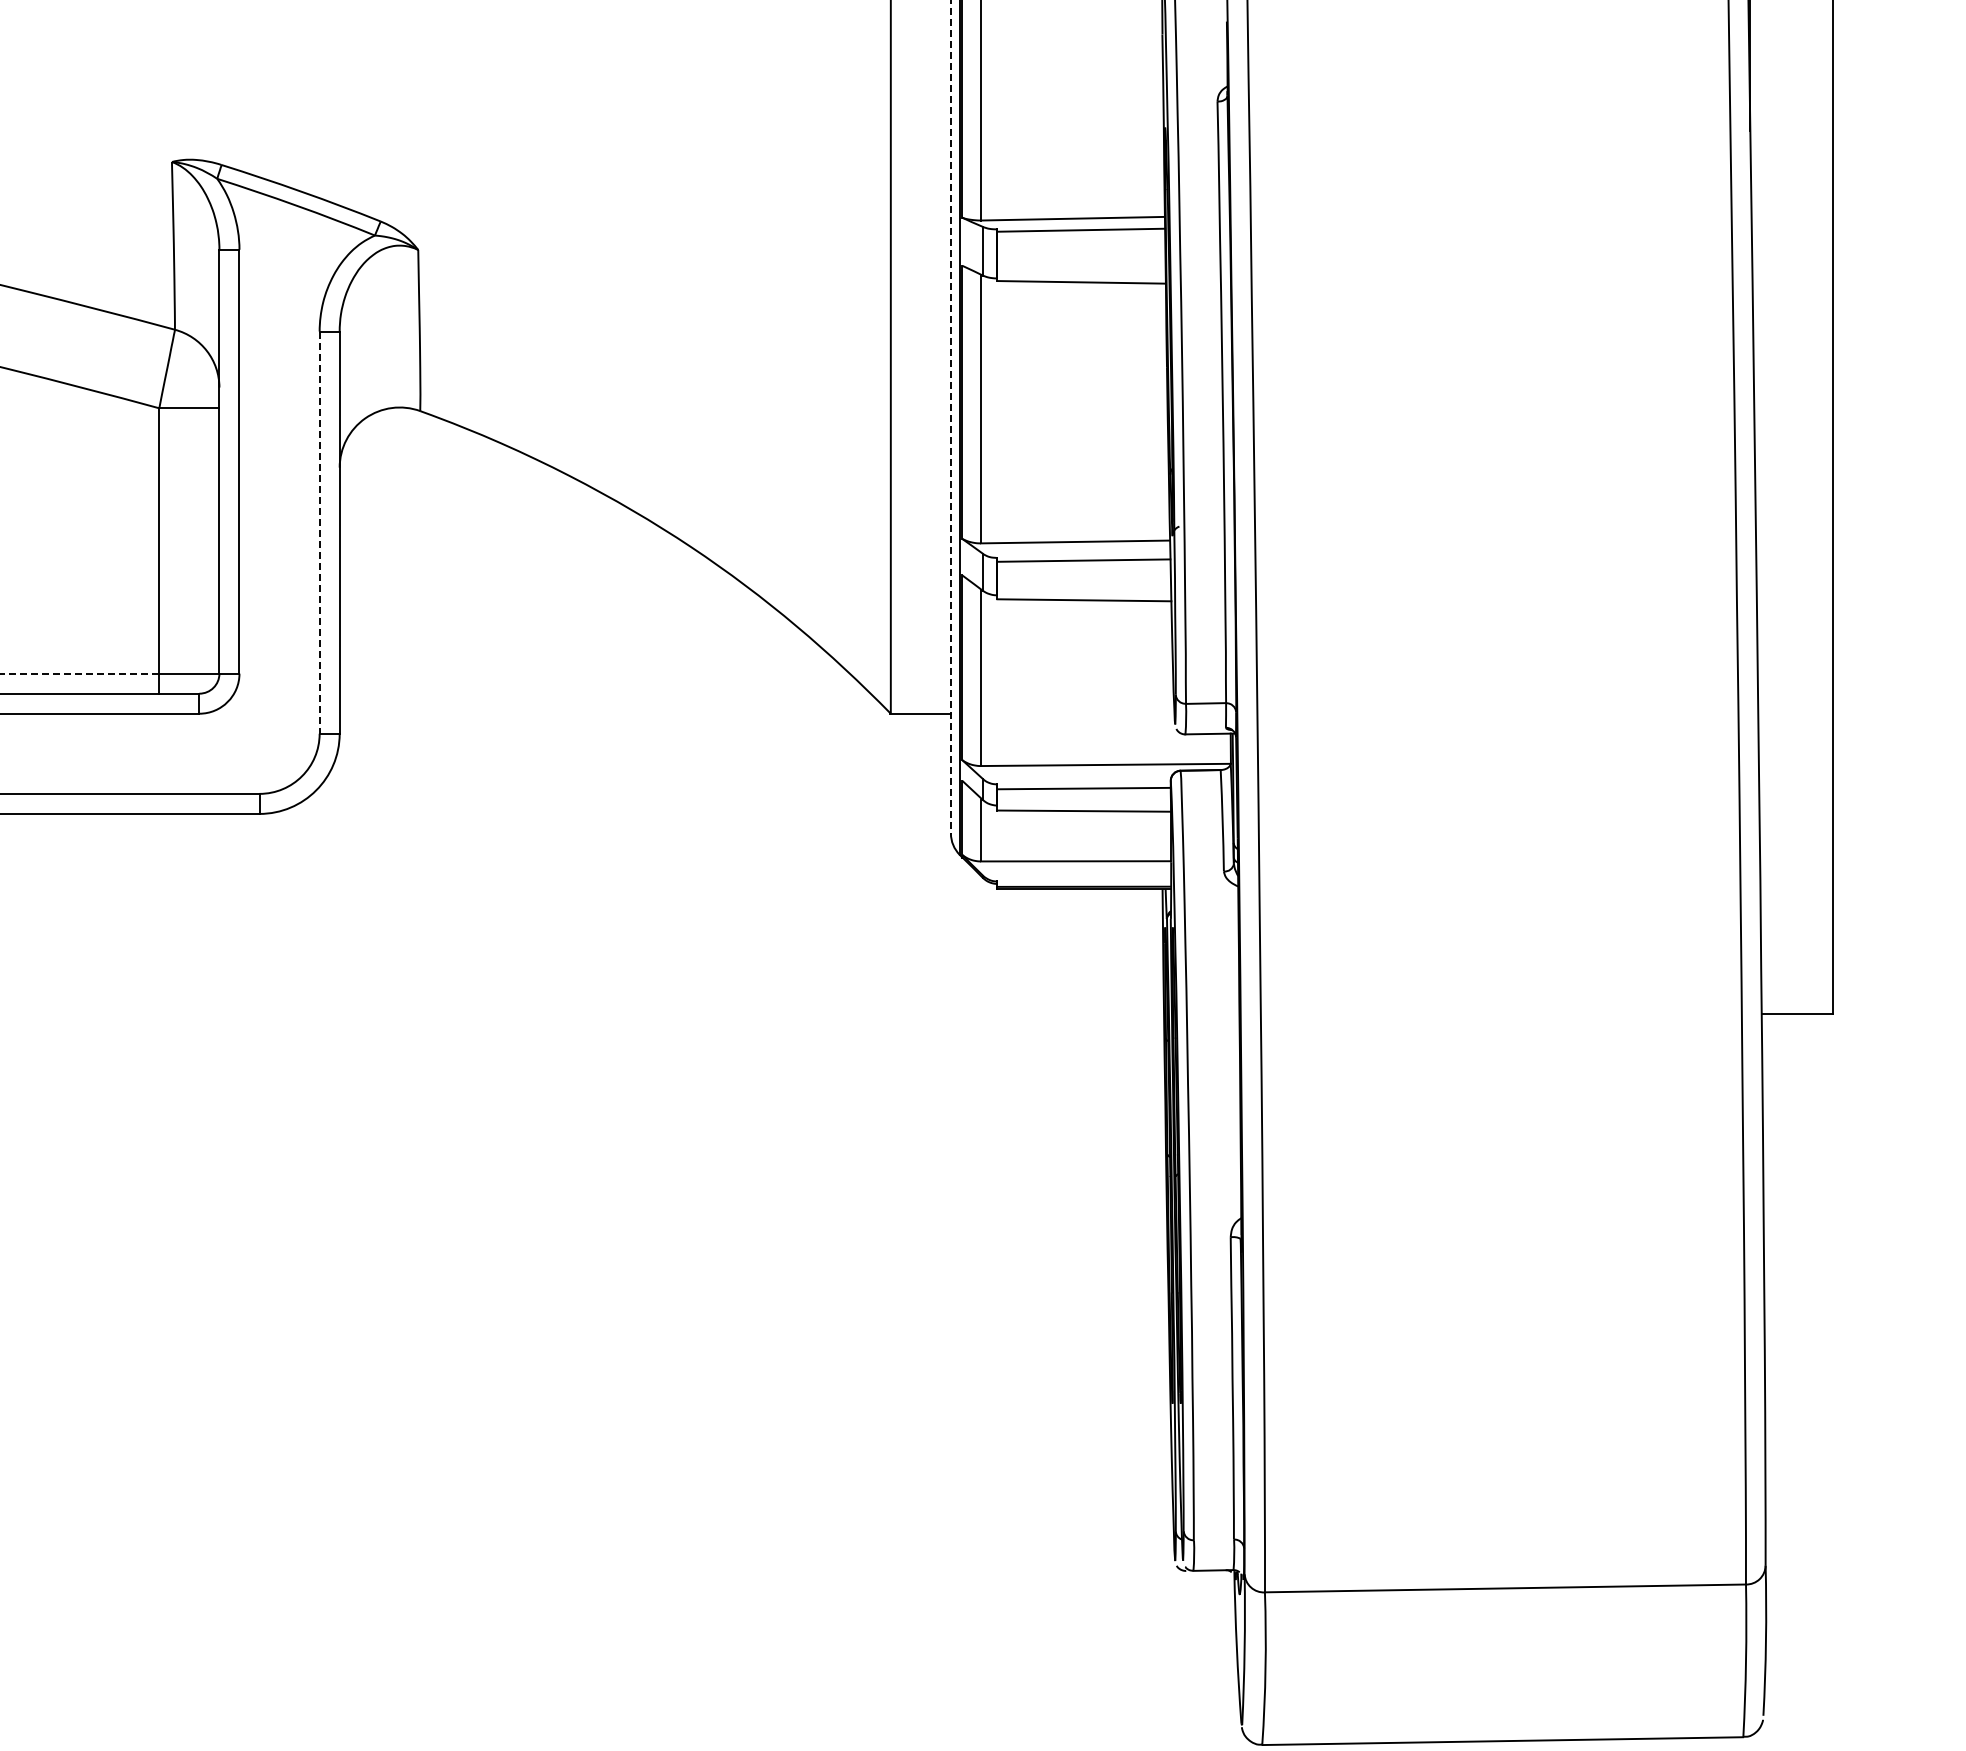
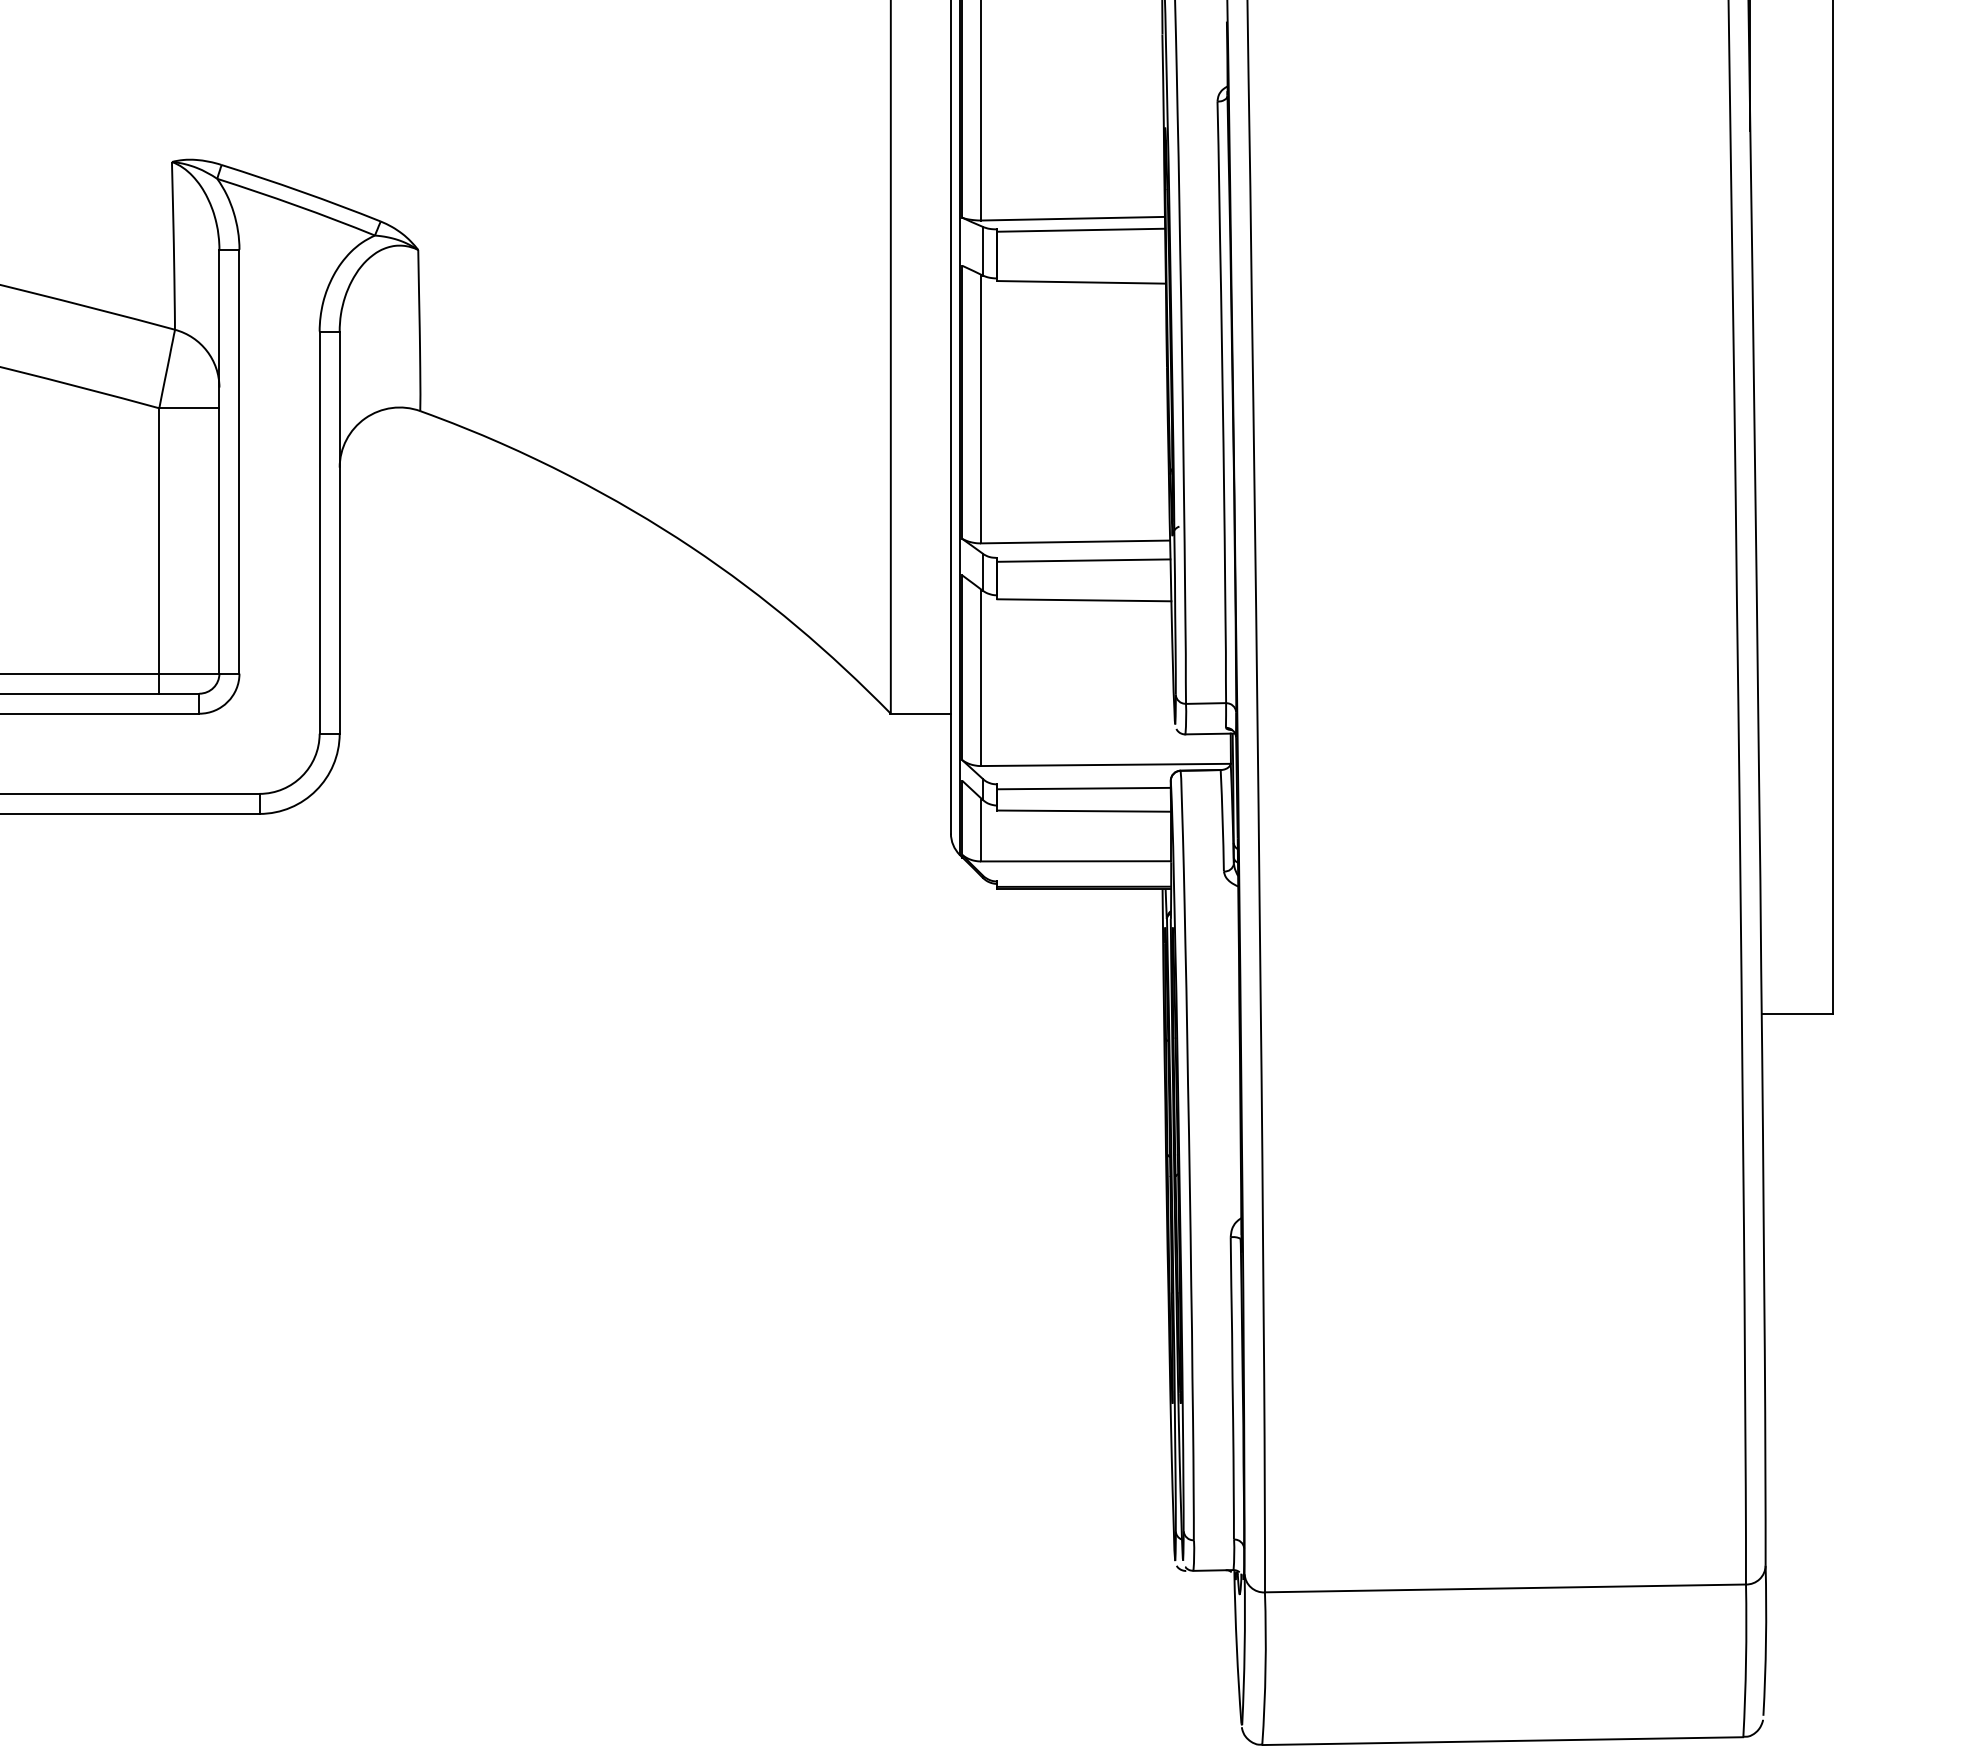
line: dashed -> solid (950, 417)
line: dashed -> solid (319, 533)
line: dashed -> solid (79, 673)
